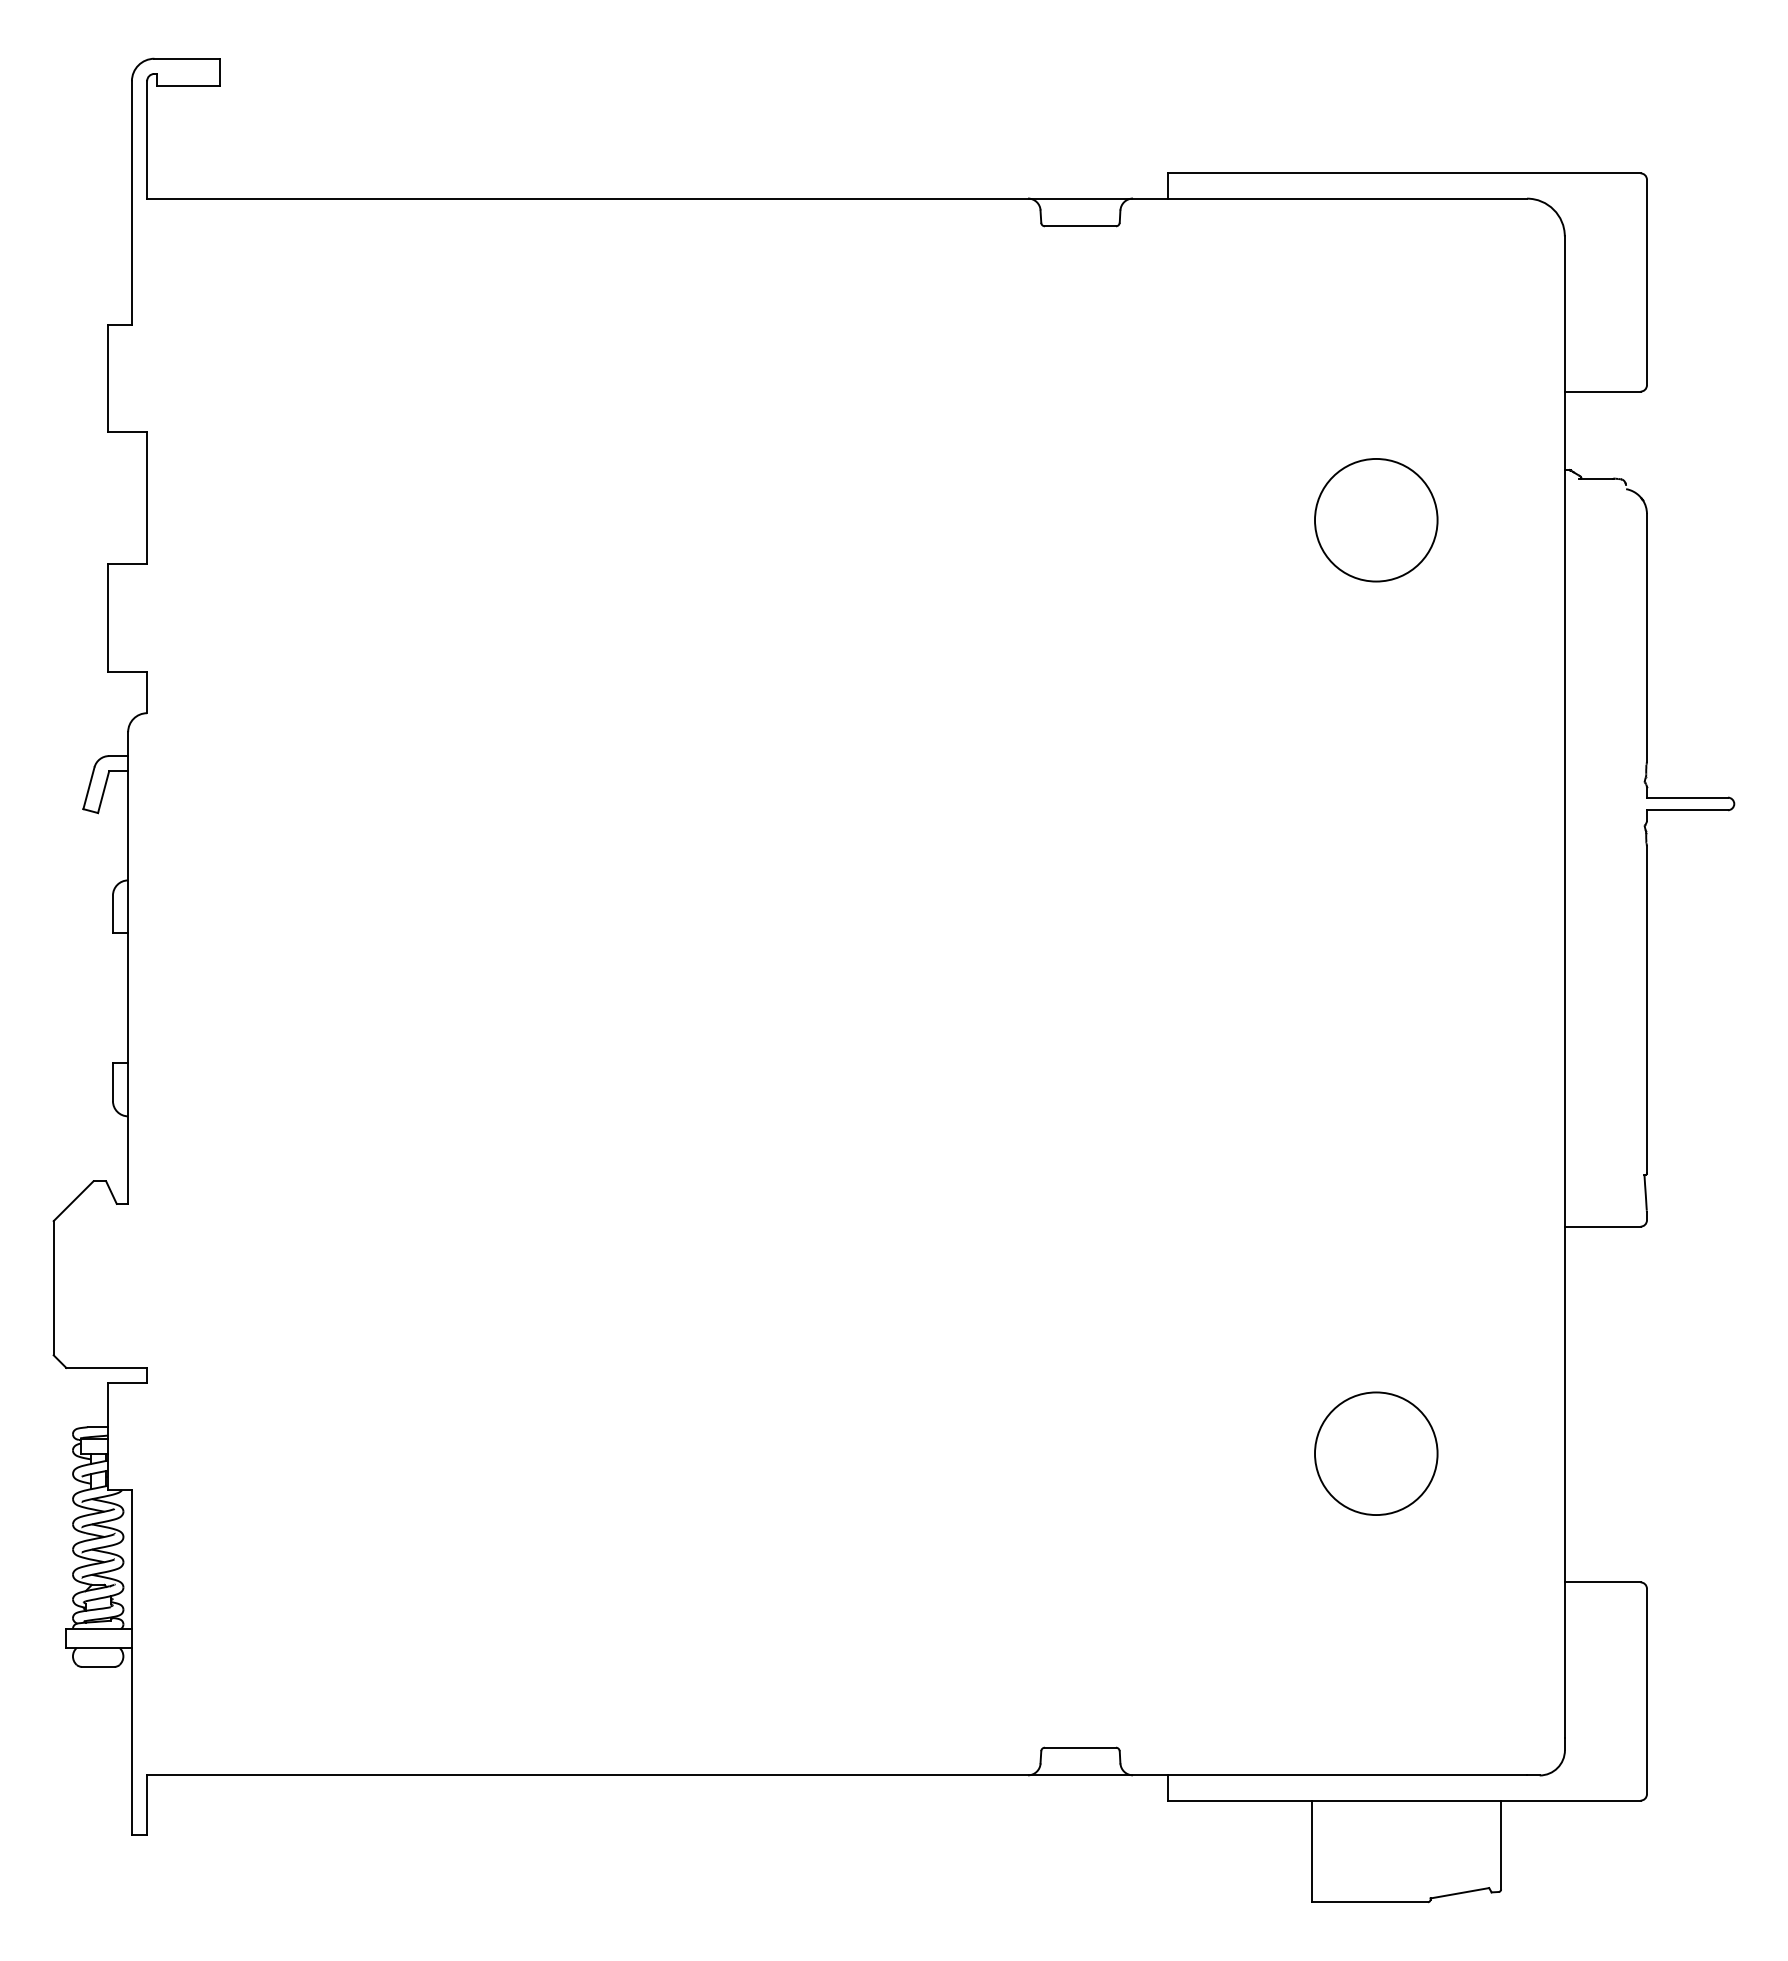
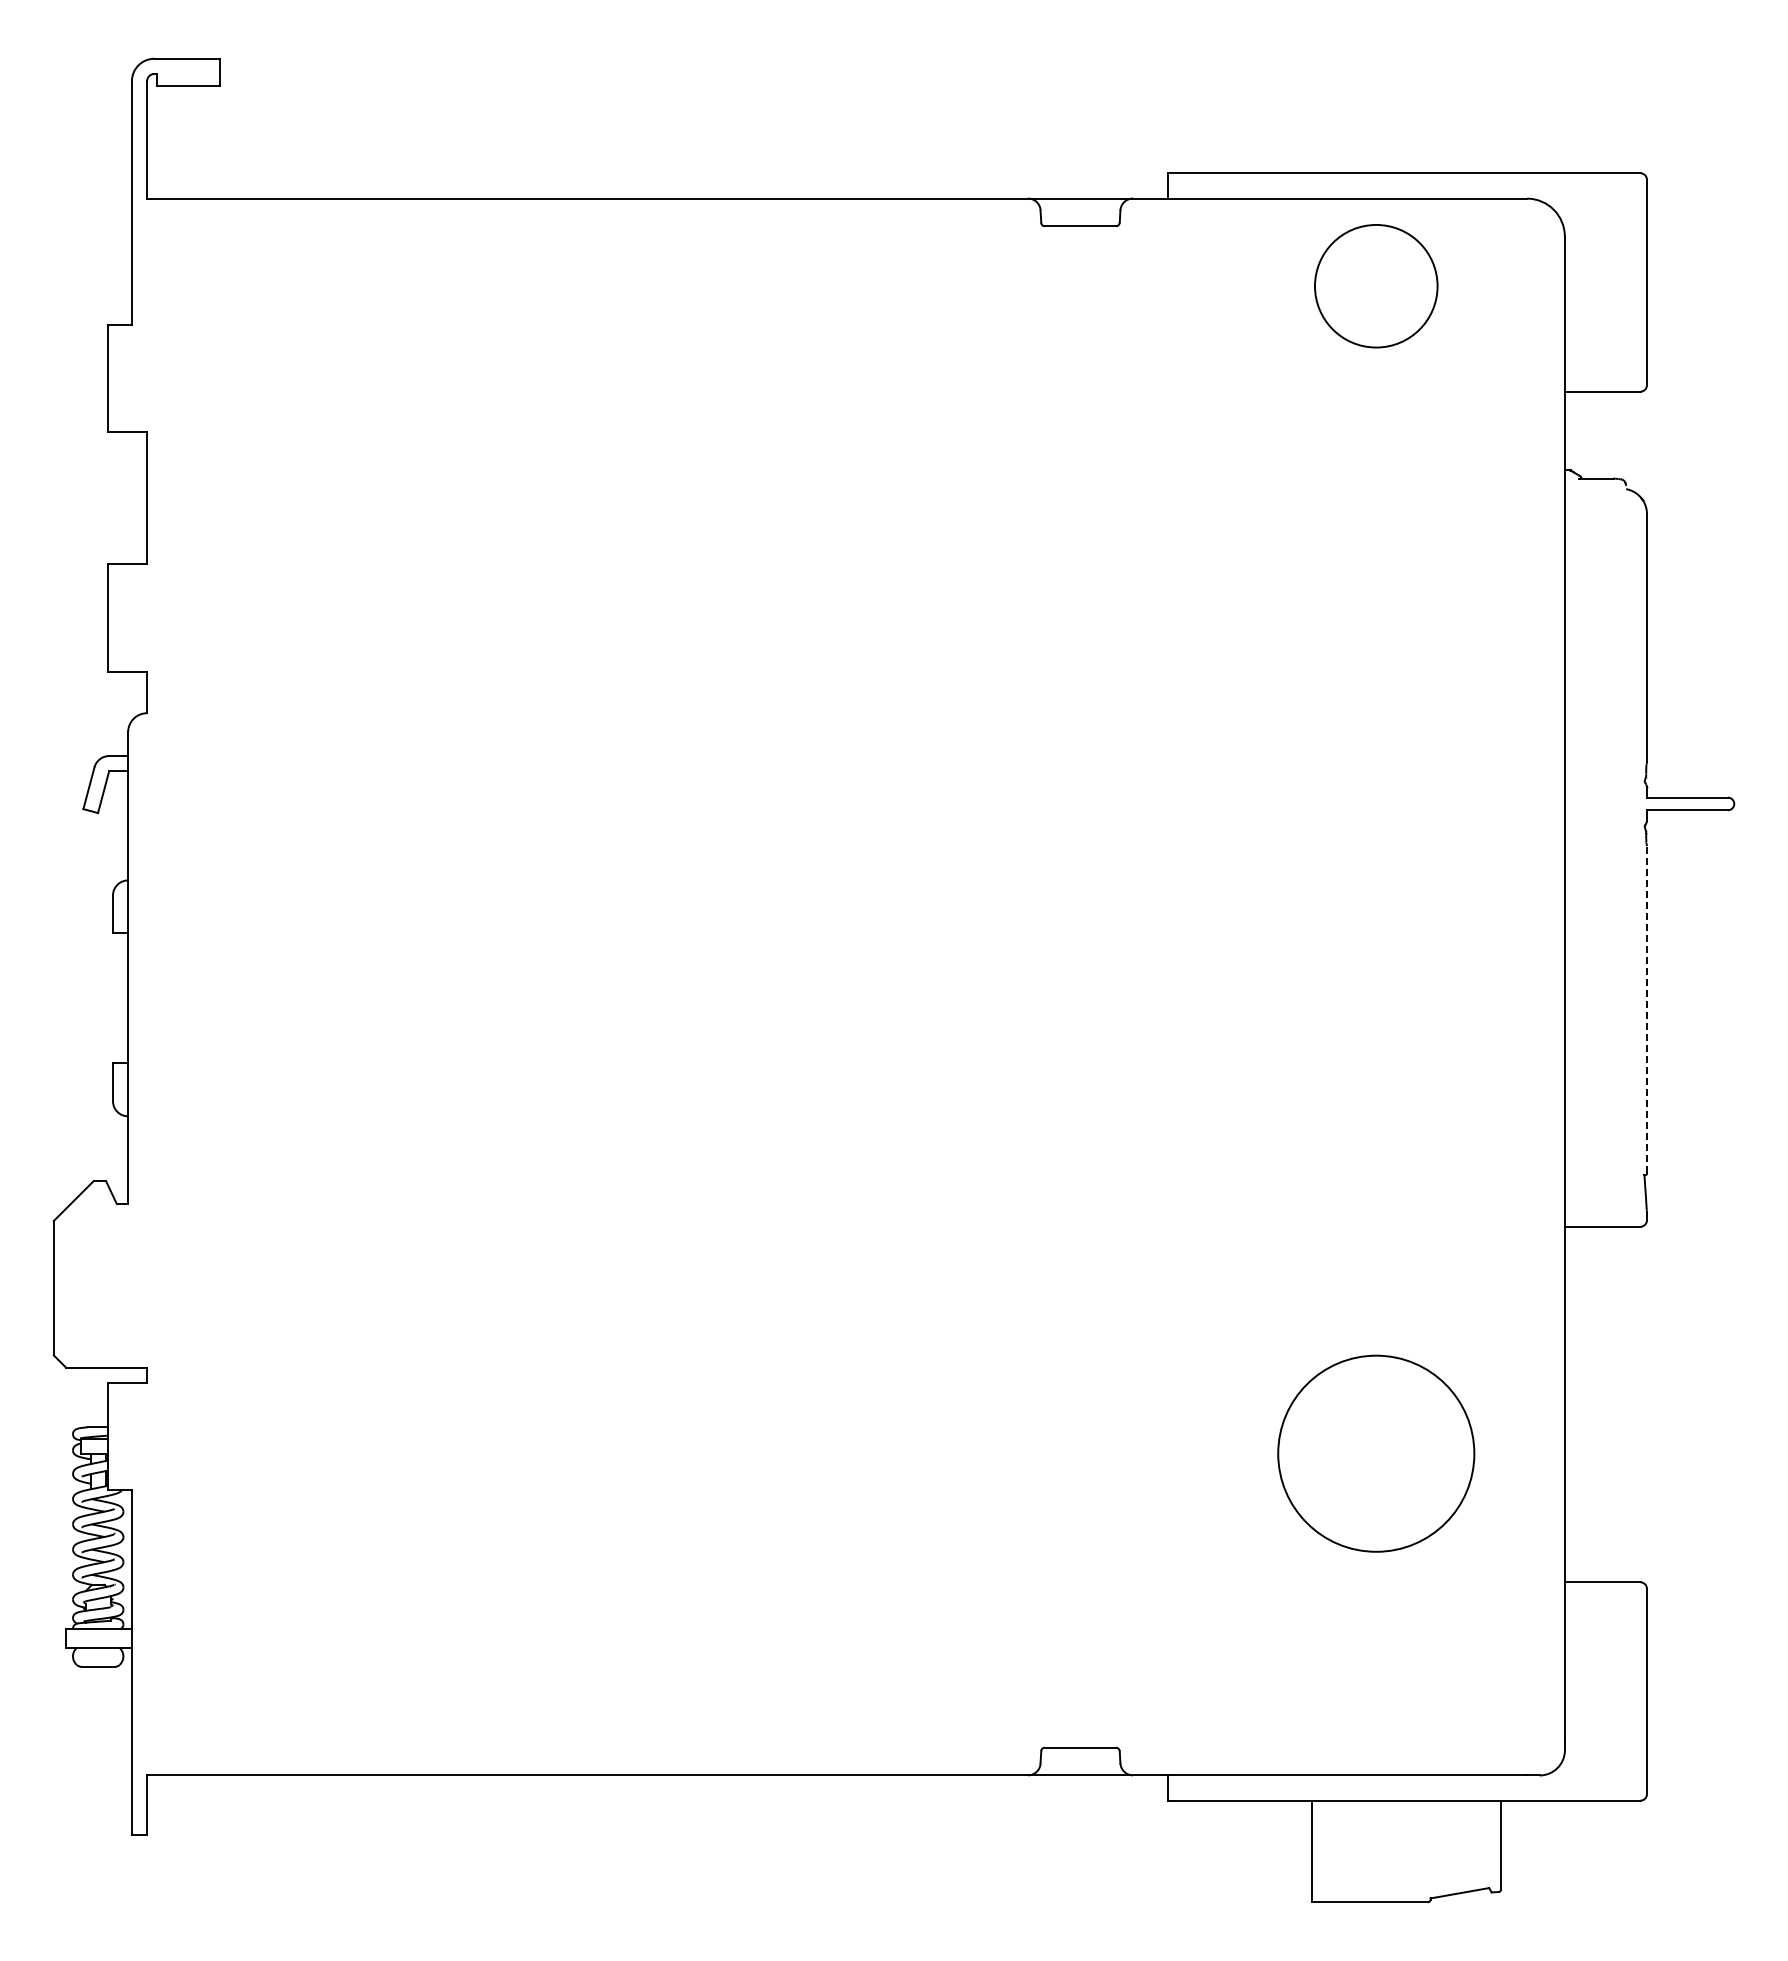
circle position: (1376, 520) -> (1376, 286) (1376, 286)
line: solid -> dashed (1646, 1009)
circle diameter: 123 px -> 196 px (1376, 1453)
